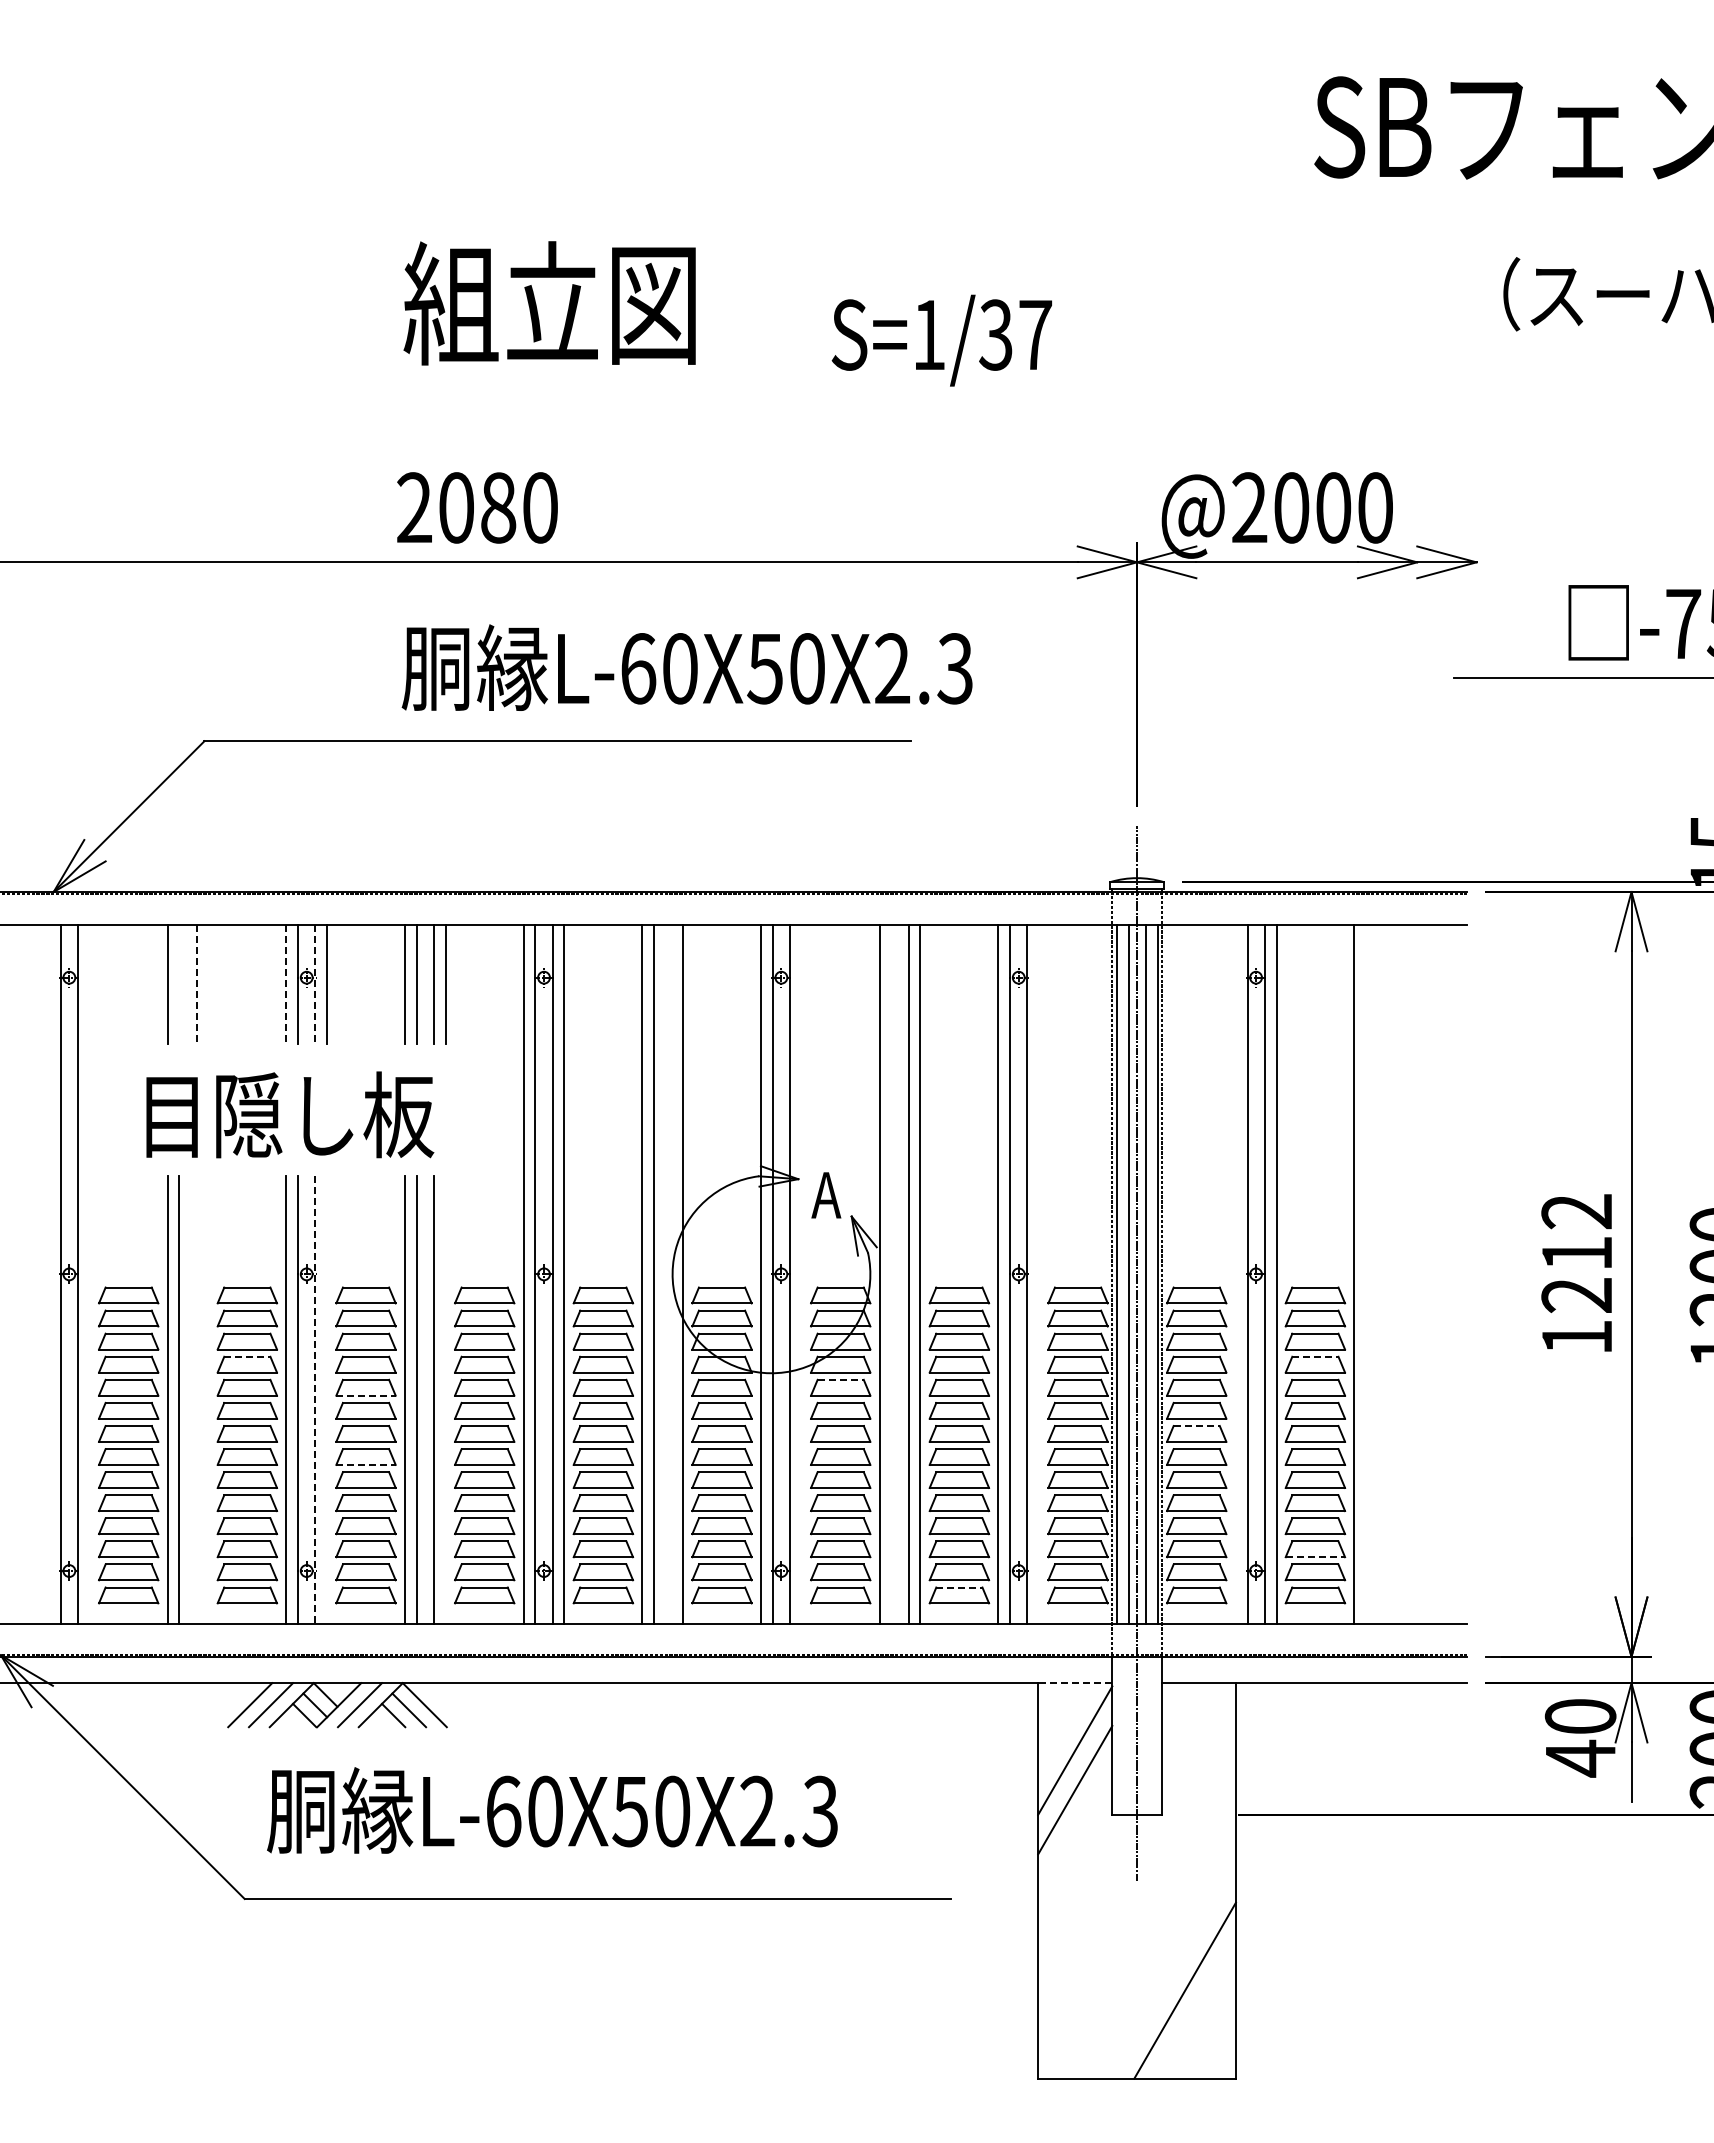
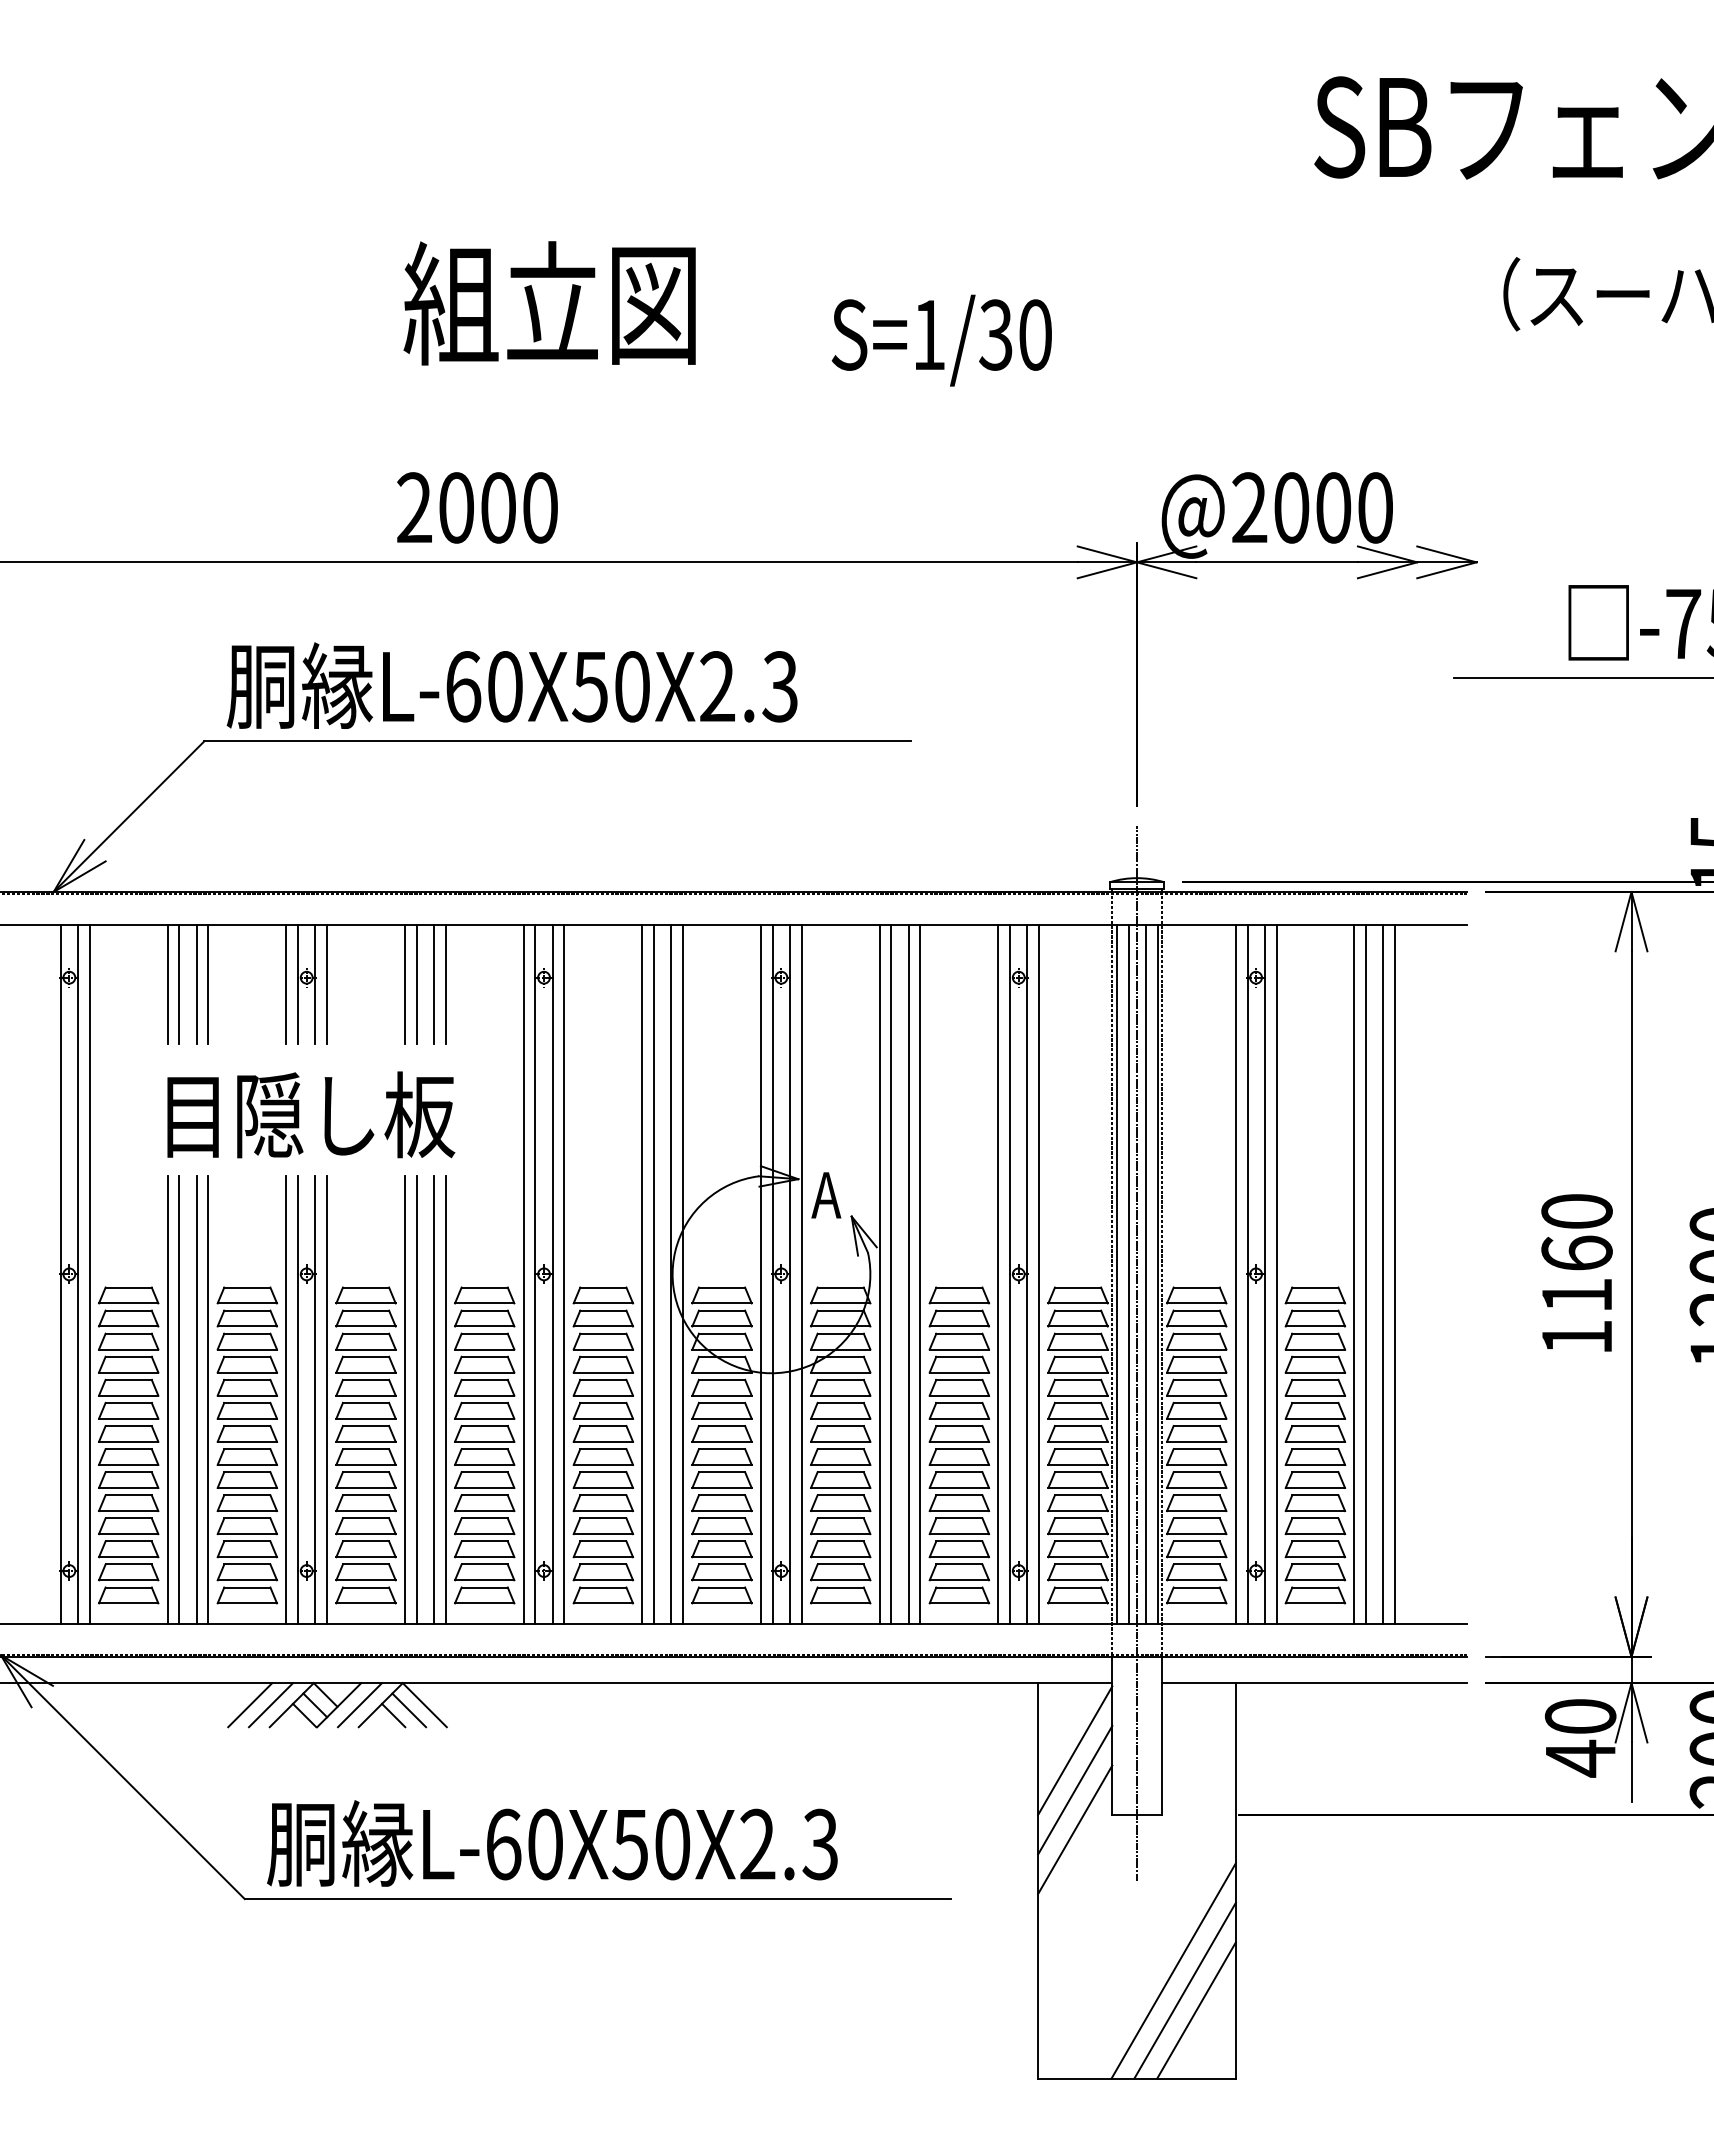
text: S=1/37 -> S=1/30 (1035, 334)
text: 2080 -> 2000 (498, 507)
text position: (686, 667) -> (511, 685) (511, 685)
line: none -> present (179, 983)
line: none -> present (208, 983)
line: dashed -> solid (196, 984)
line: dashed -> solid (286, 984)
line: dashed -> solid (315, 984)
text position: (290, 1114) -> (311, 1114) (311, 1114)
text: 1212 -> 1160 (1576, 1253)
line: none -> present (89, 1273)
line: none -> present (671, 1273)
line: none -> present (801, 1273)
line: none -> present (891, 1273)
line: none -> present (1039, 1273)
line: none -> present (1235, 1273)
line: none -> present (1366, 1273)
line: none -> present (1383, 1273)
line: none -> present (1395, 1273)
line: dashed -> solid (247, 1356)
line: dashed -> solid (1315, 1356)
line: dashed -> solid (841, 1379)
line: dashed -> solid (366, 1395)
line: none -> present (196, 1399)
line: none -> present (208, 1399)
line: none -> present (327, 1399)
line: none -> present (445, 1399)
line: dashed -> solid (315, 1400)
line: dashed -> solid (1197, 1426)
line: dashed -> solid (366, 1464)
line: dashed -> solid (1315, 1557)
line: dashed -> solid (959, 1587)
line: dashed -> solid (1074, 1683)
text position: (552, 1810) -> (552, 1843) (552, 1843)
line: none -> present (1075, 1829)
line: none -> present (1173, 1970)
line: none -> present (1196, 2010)
